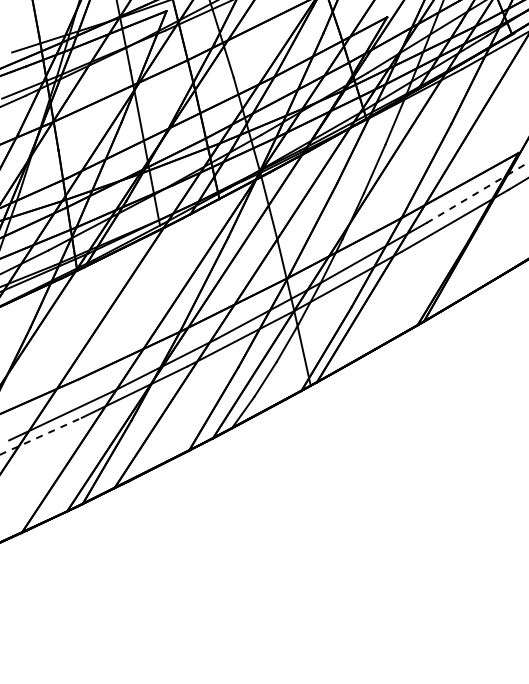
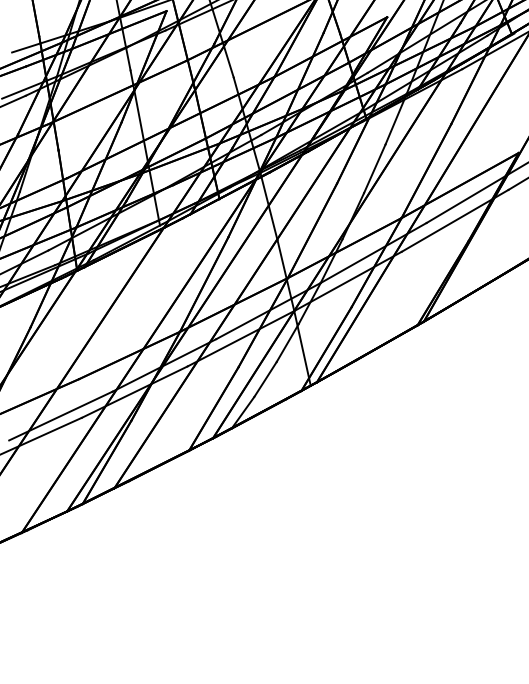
line: dashed -> solid (478, 192)
line: dashed -> solid (41, 435)
